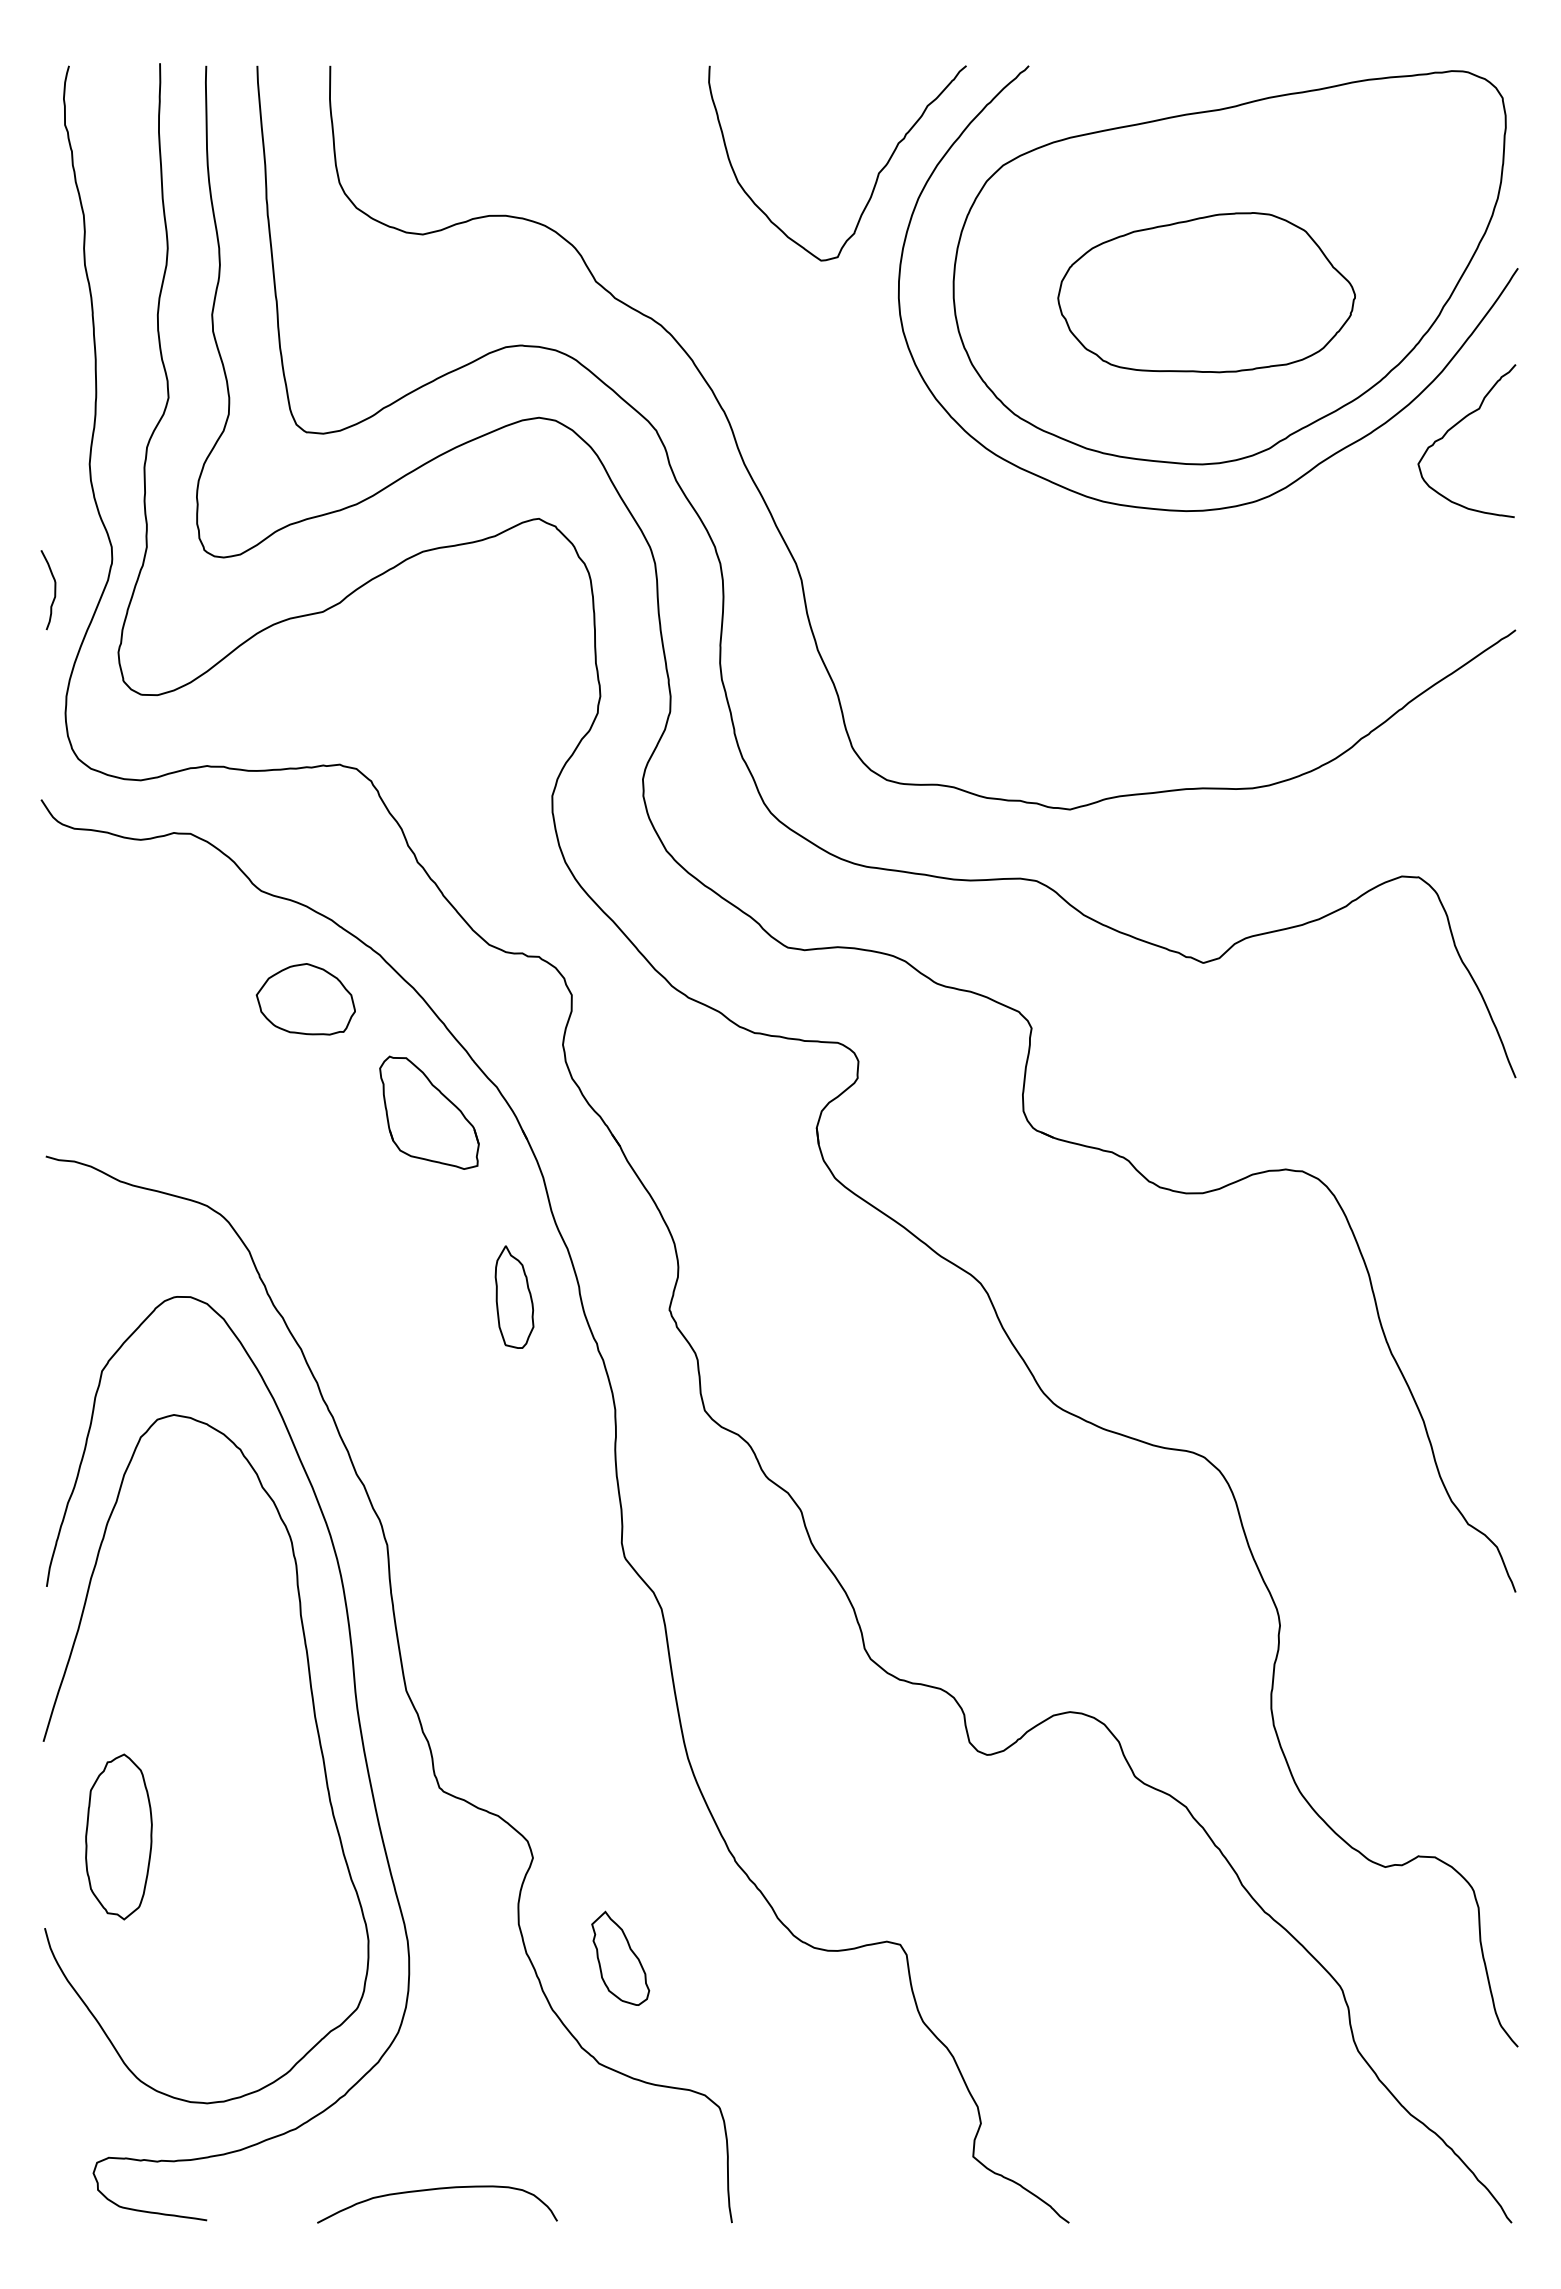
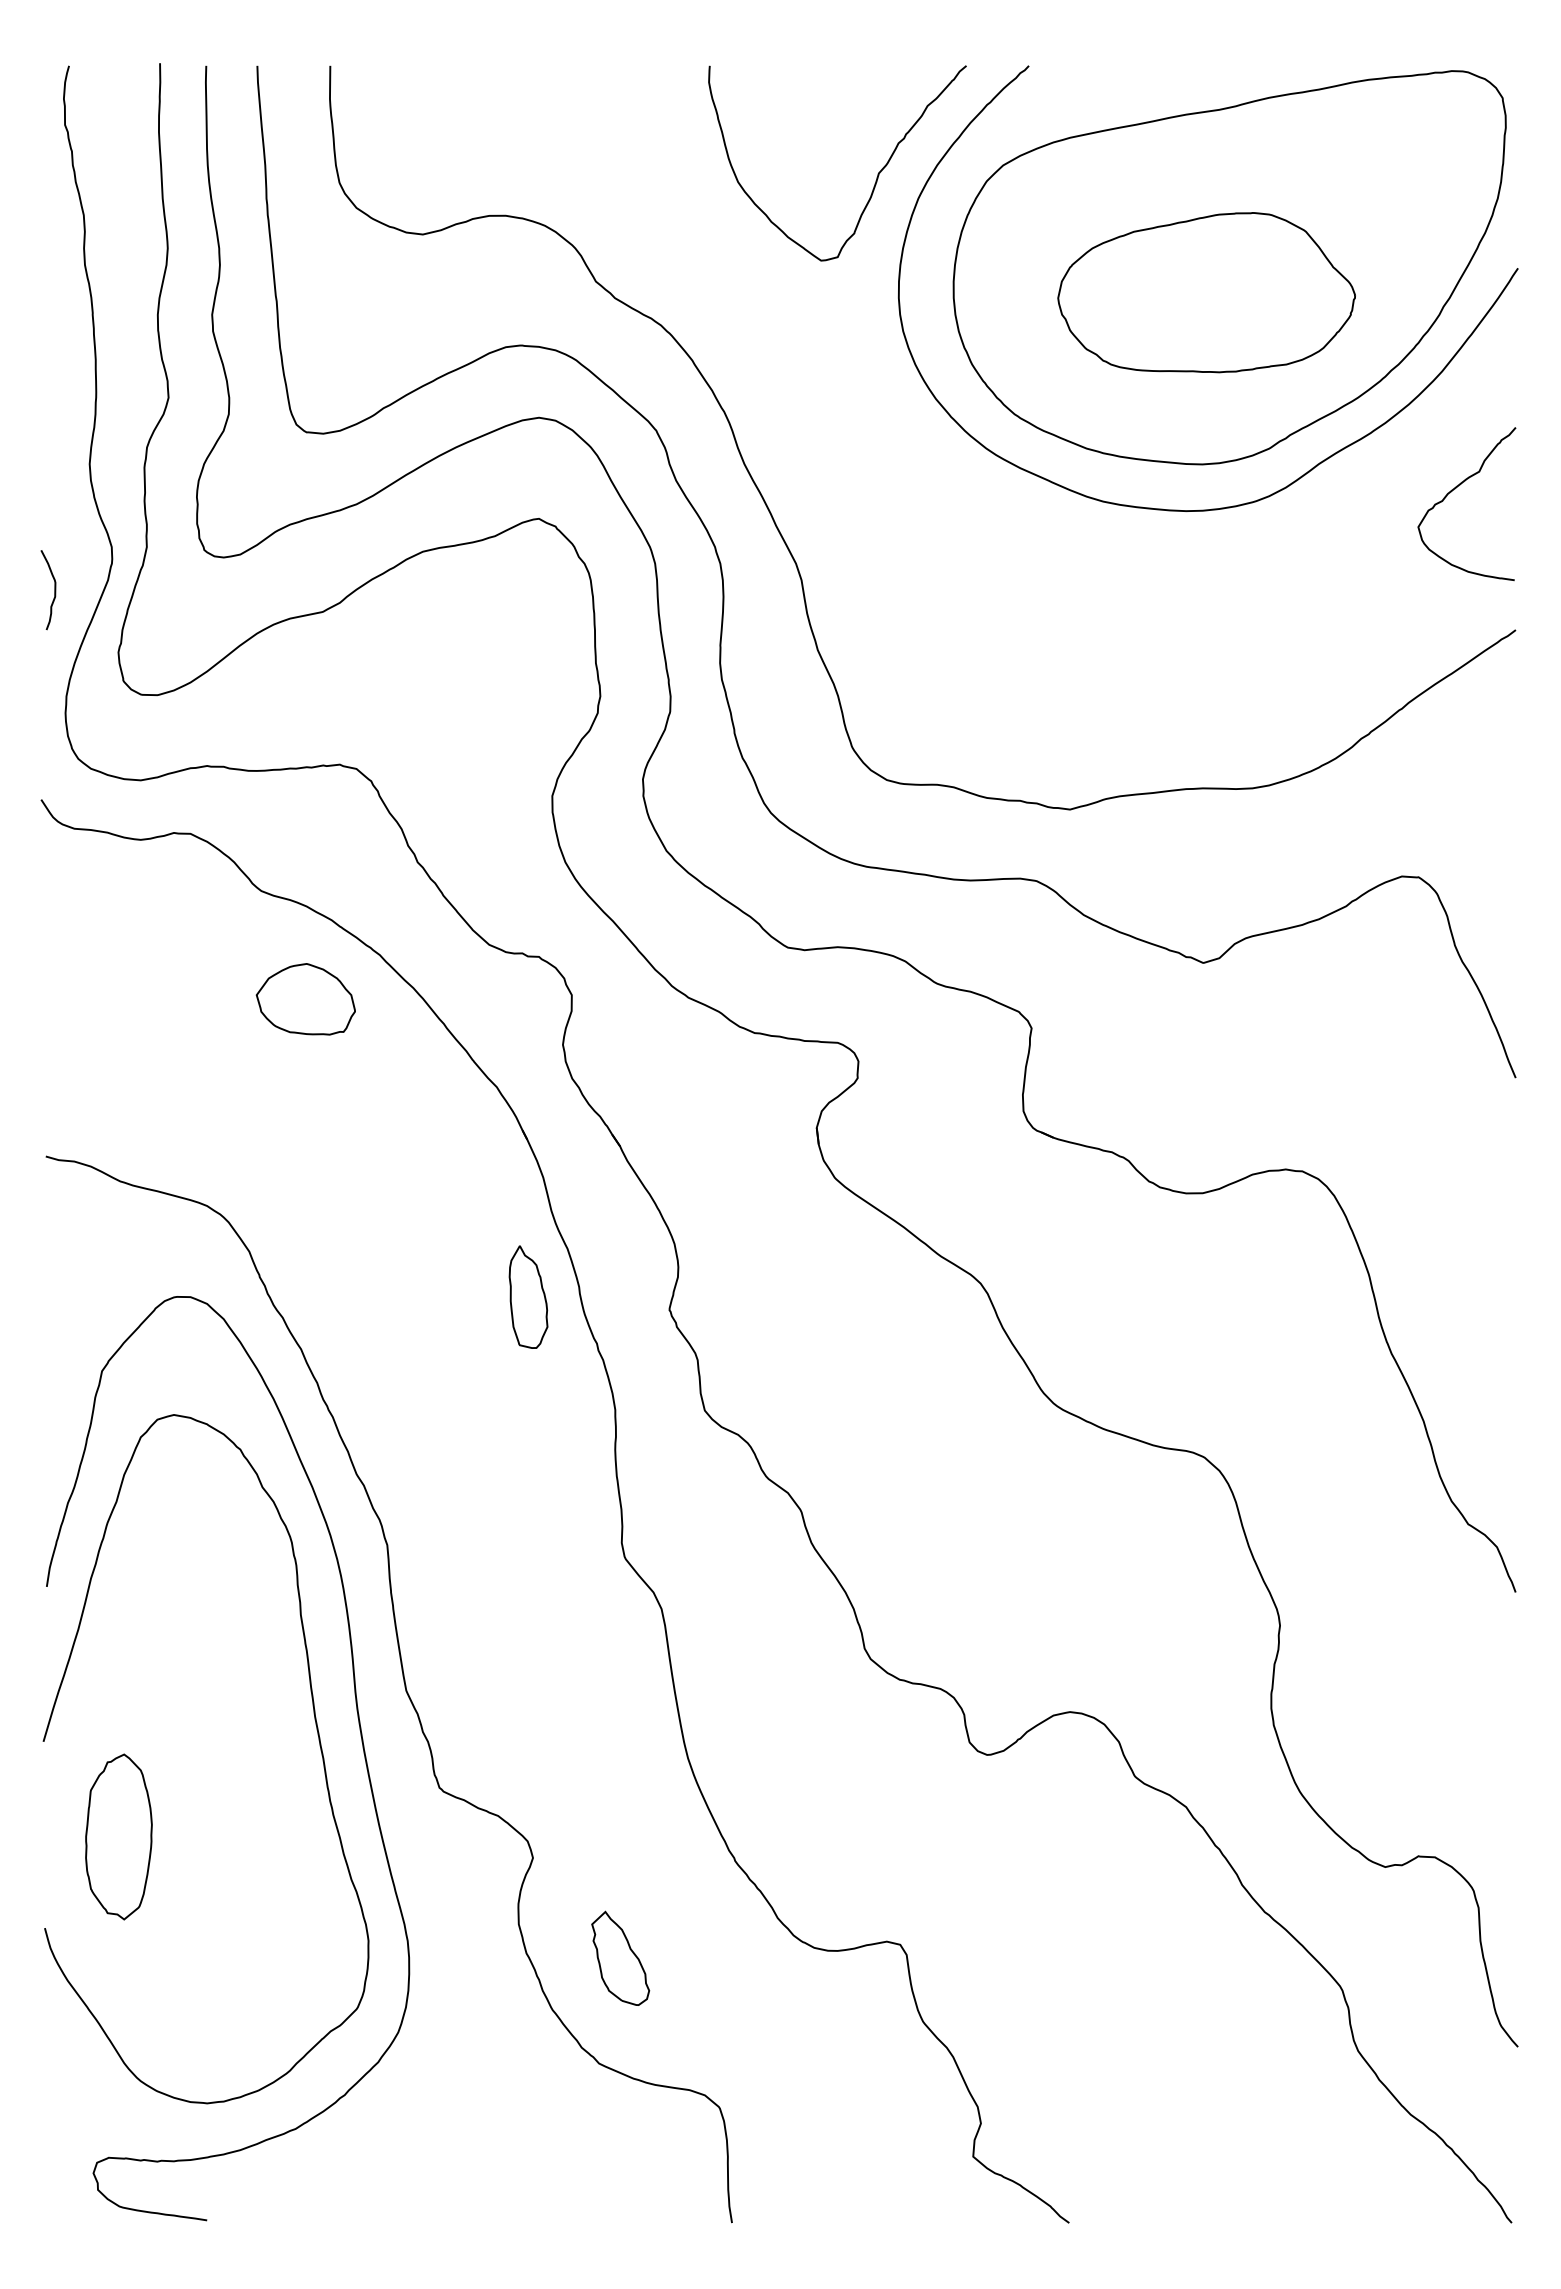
curve position: (1455, 426) -> (1455, 489) (1455, 489)
part: present -> none (429, 1112)
part position: (514, 1296) -> (528, 1296) (528, 1296)
curve: present -> none (433, 2190)
